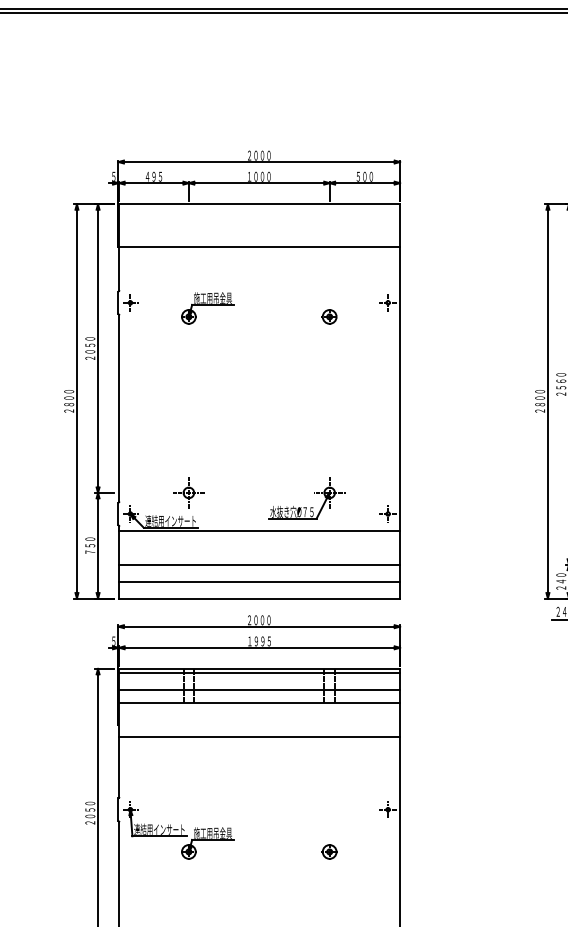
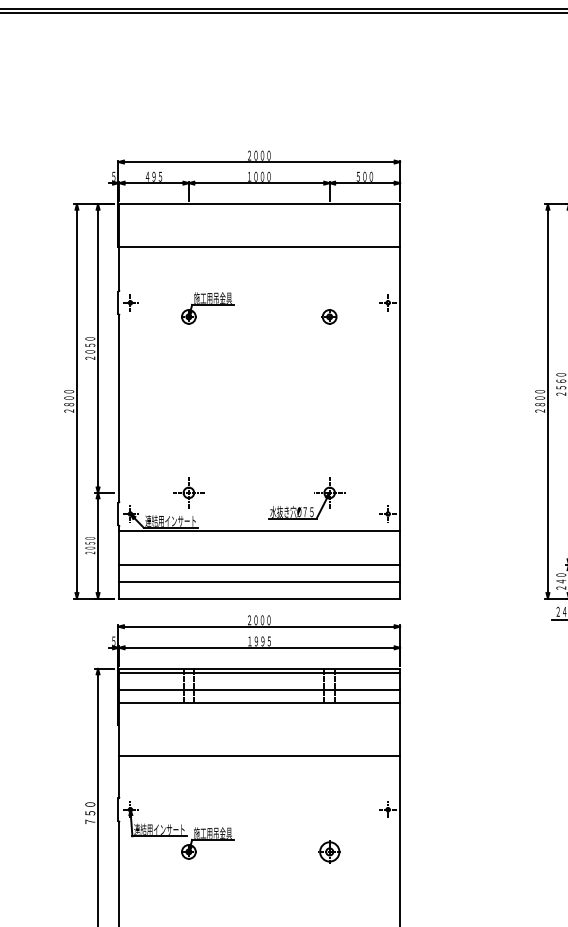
text: ７５０ -> ２０５０ (90, 545)
line position: (259, 737) -> (259, 756) (259, 756)
text: ２０５０ -> ７５０ (90, 812)
part size: 17x16 px -> 23x24 px (329, 851)
